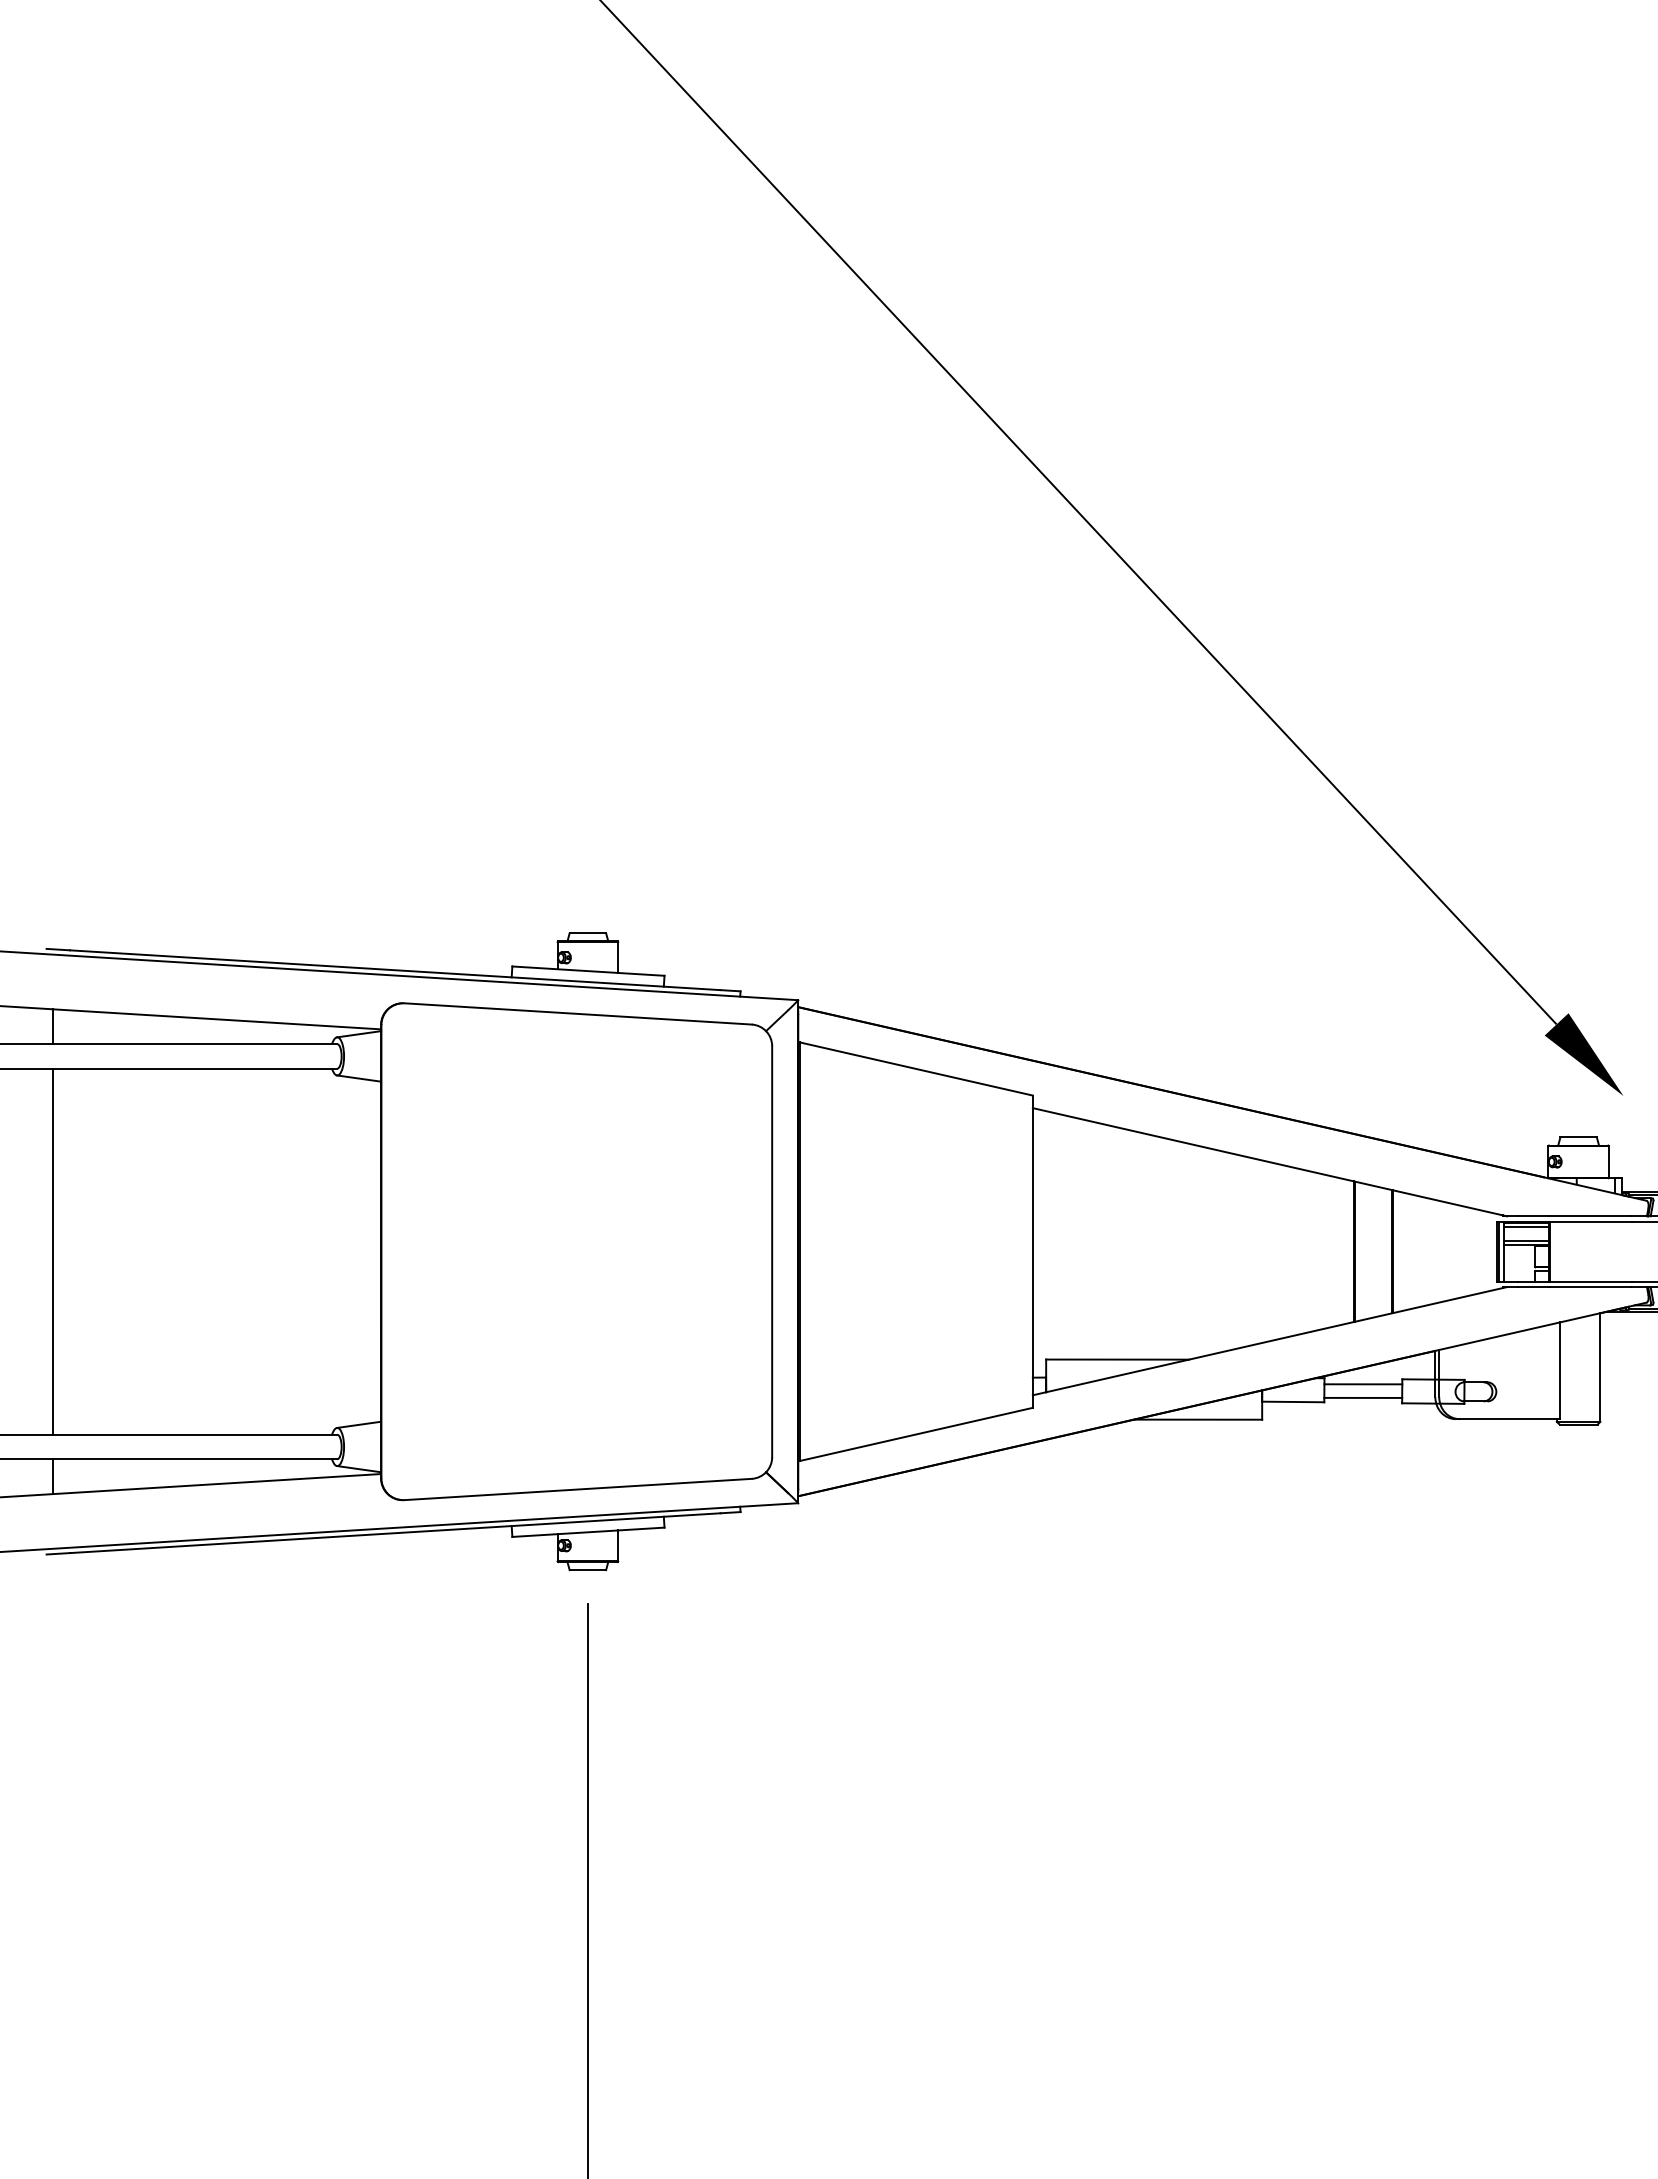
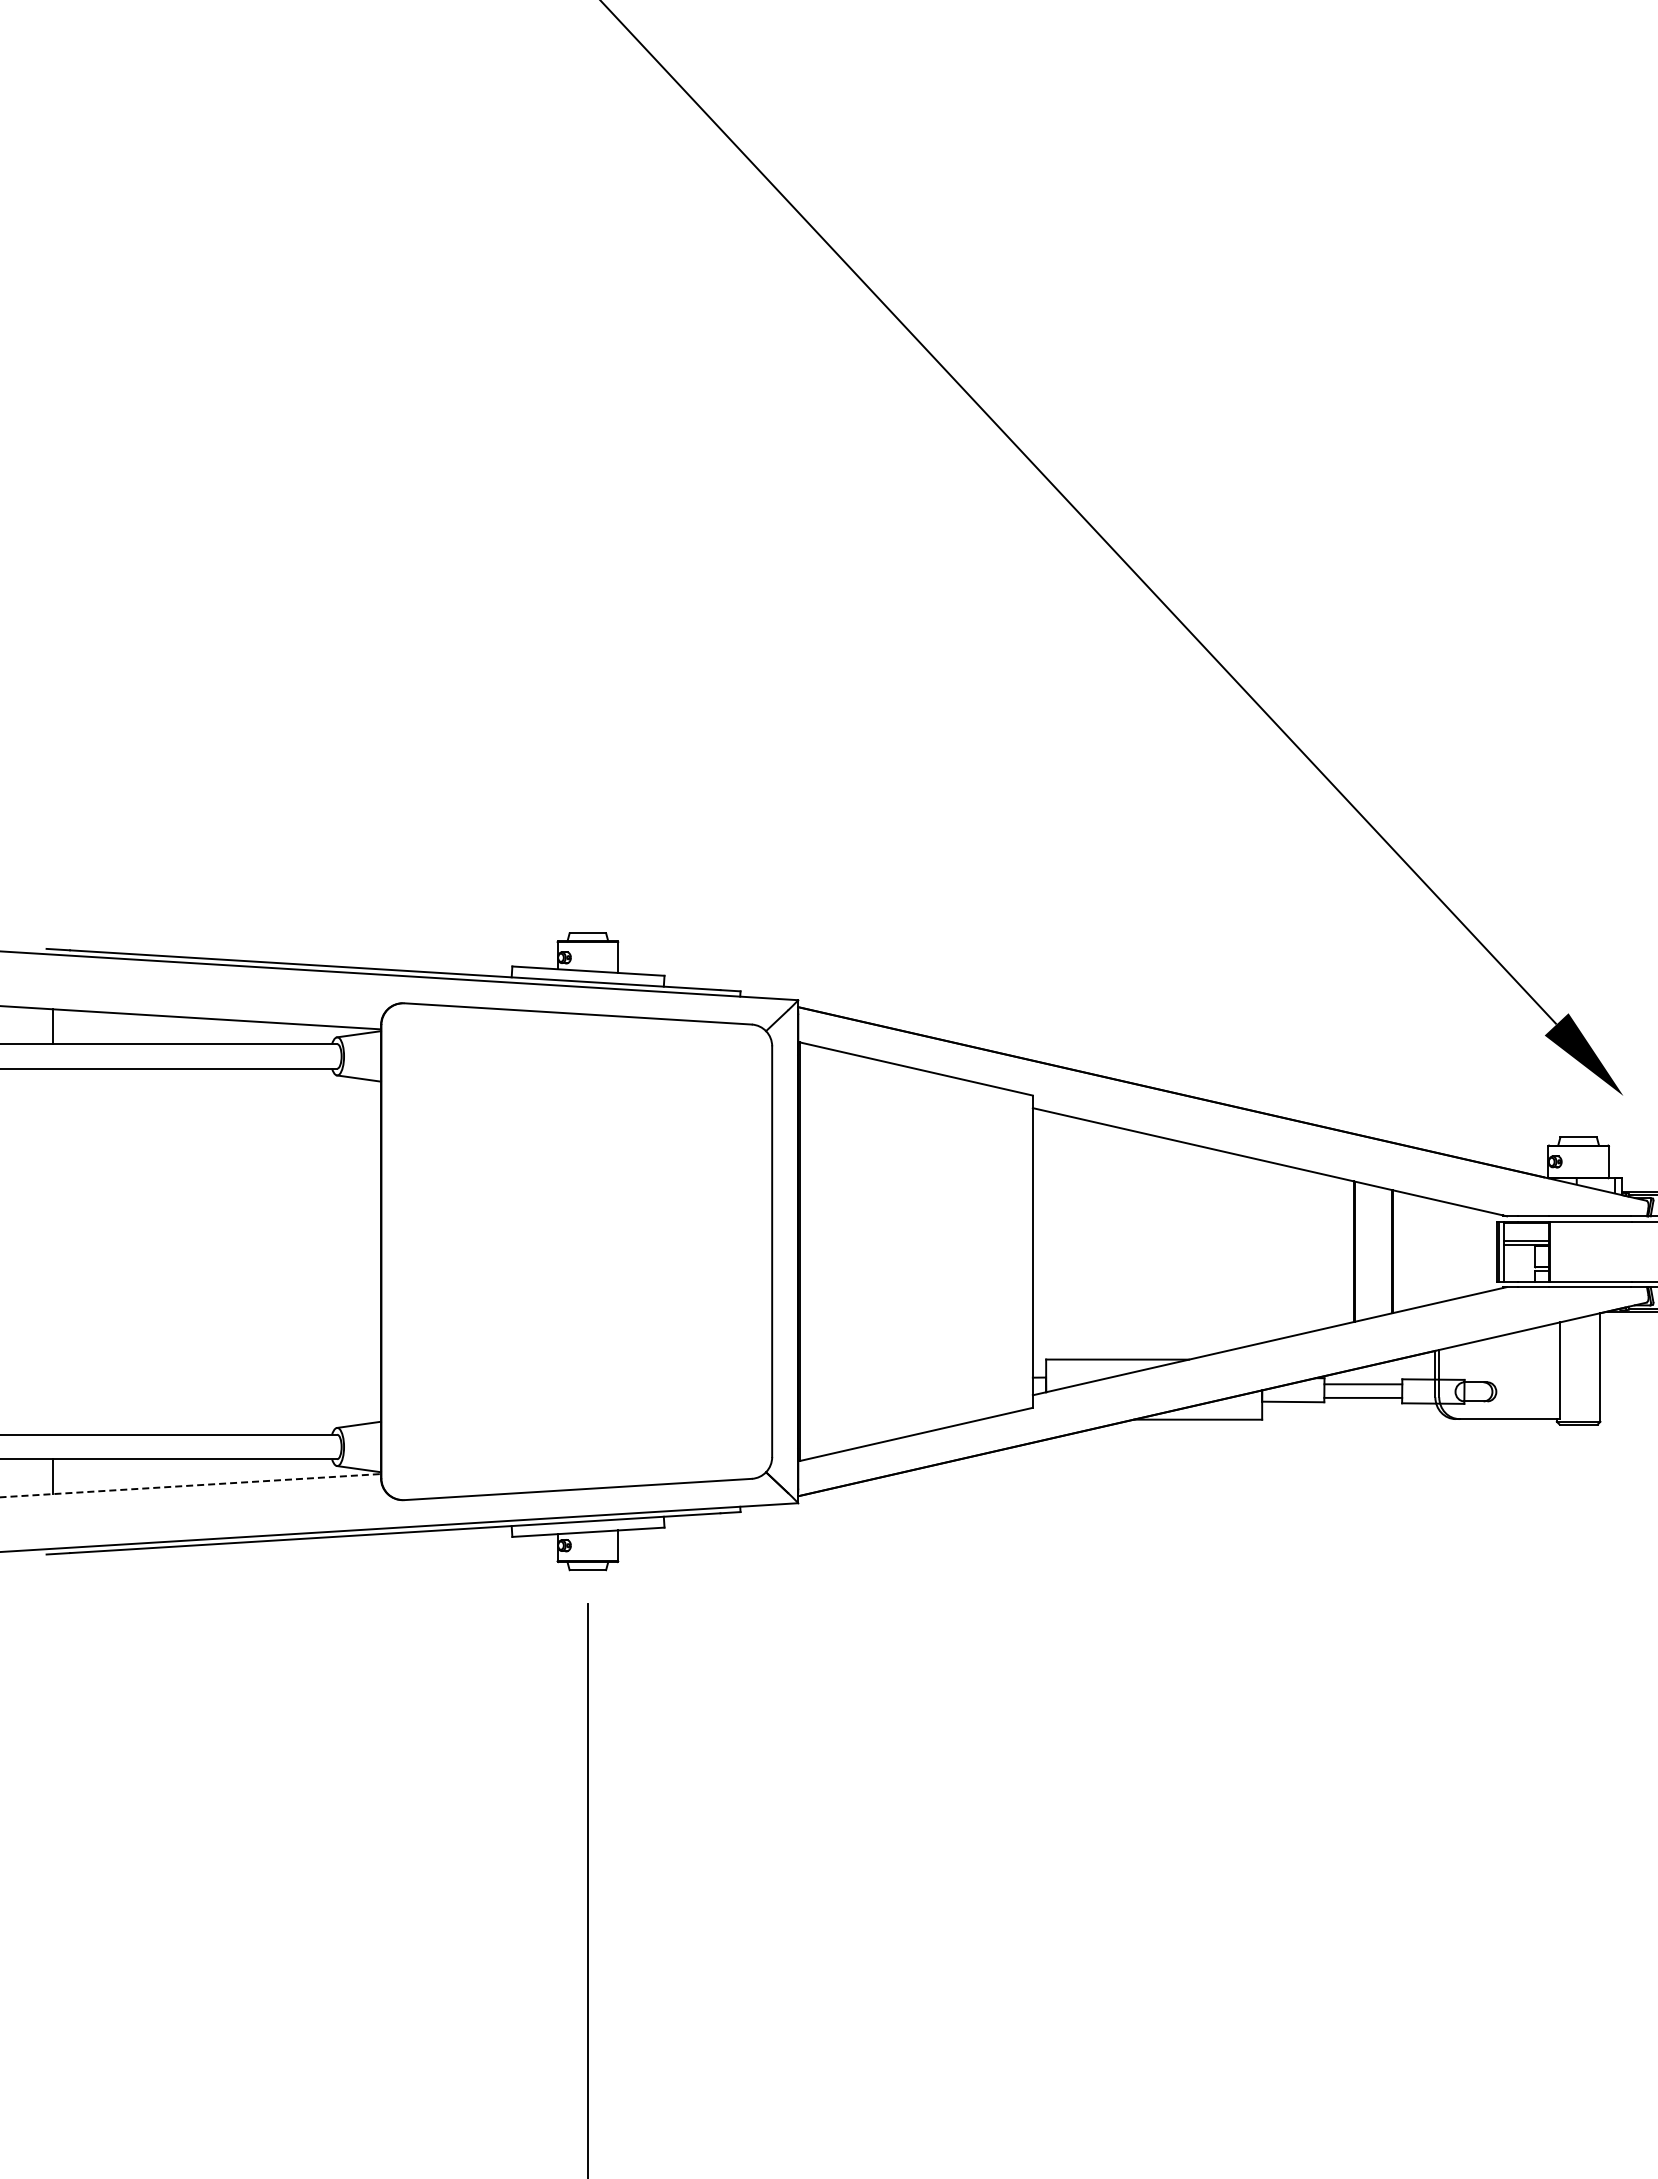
line: present -> none (1526, 1227)
line: present -> none (53, 1251)
line: solid -> dashed (190, 1485)
